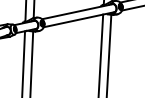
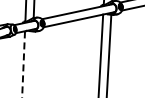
line: present -> none (31, 62)
line: solid -> dashed (23, 64)
